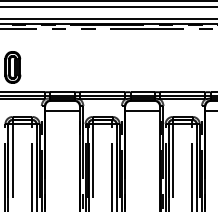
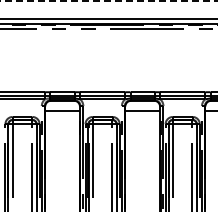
line: solid -> dashed (108, 1)
line: present -> none (108, 6)
part: present -> none (12, 67)
